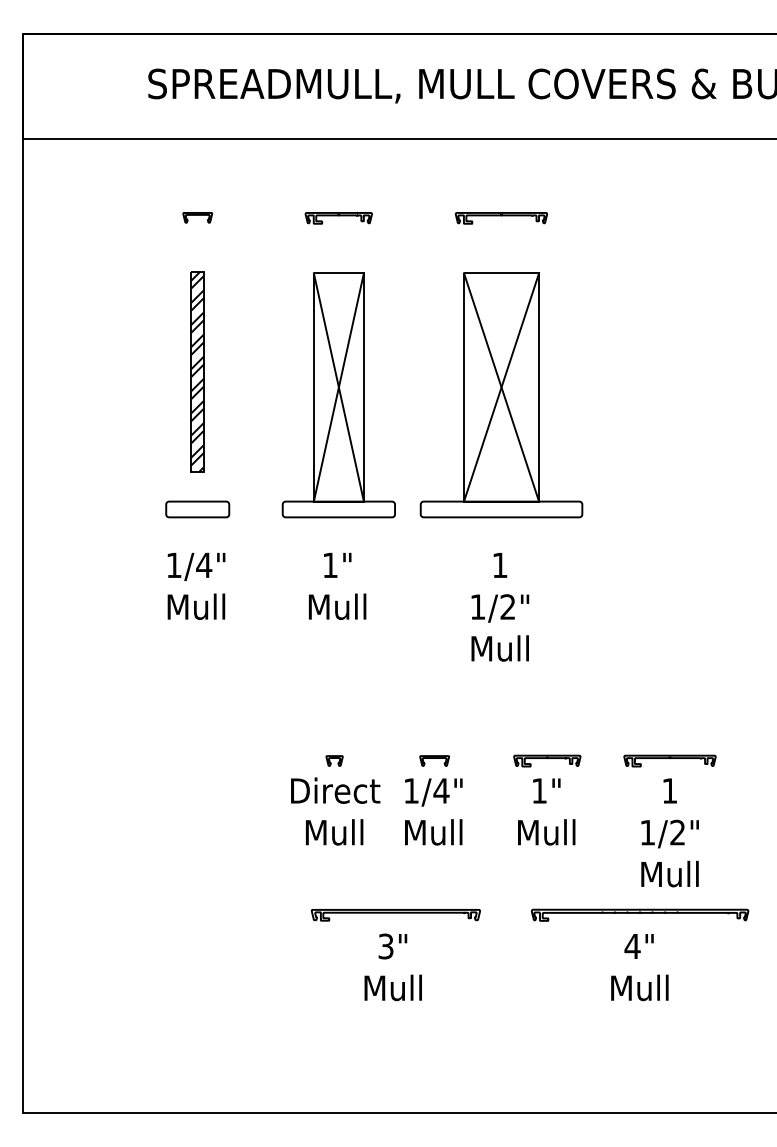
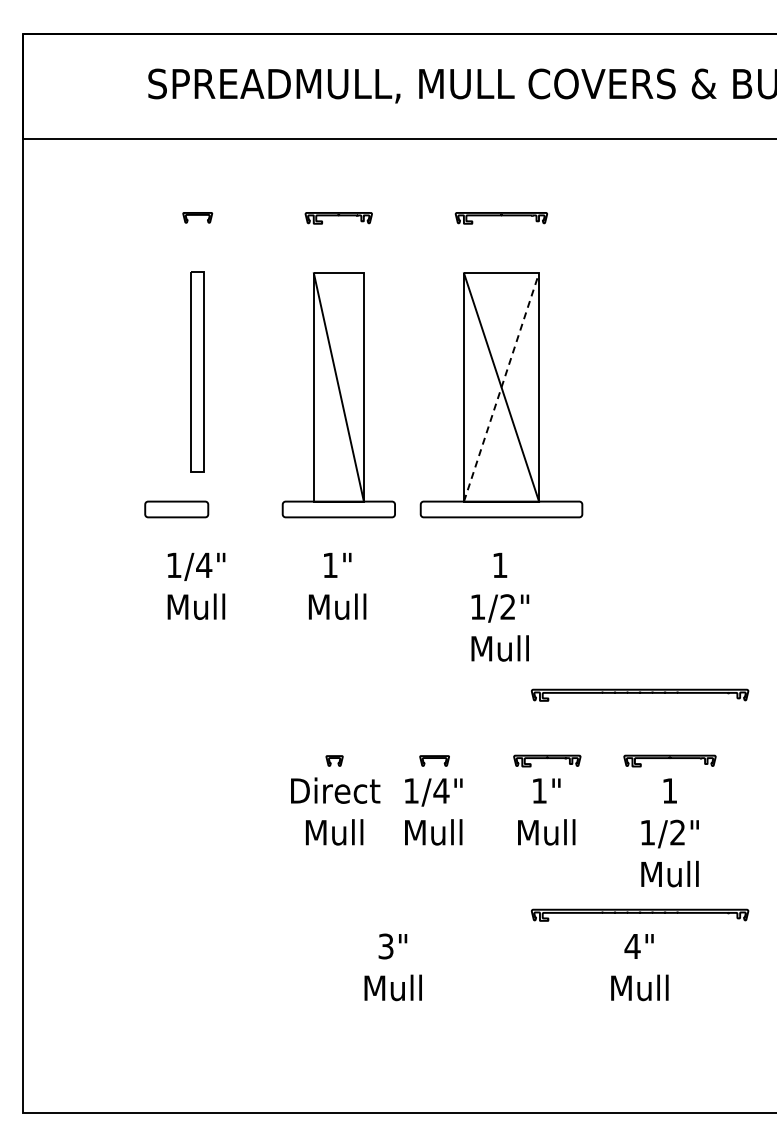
hatch: present -> none (197, 371)
line: solid -> dashed (501, 386)
line: present -> none (338, 387)
part position: (197, 509) -> (176, 509) (176, 509)
curve: none -> present (639, 693)
part: present -> none (395, 915)
